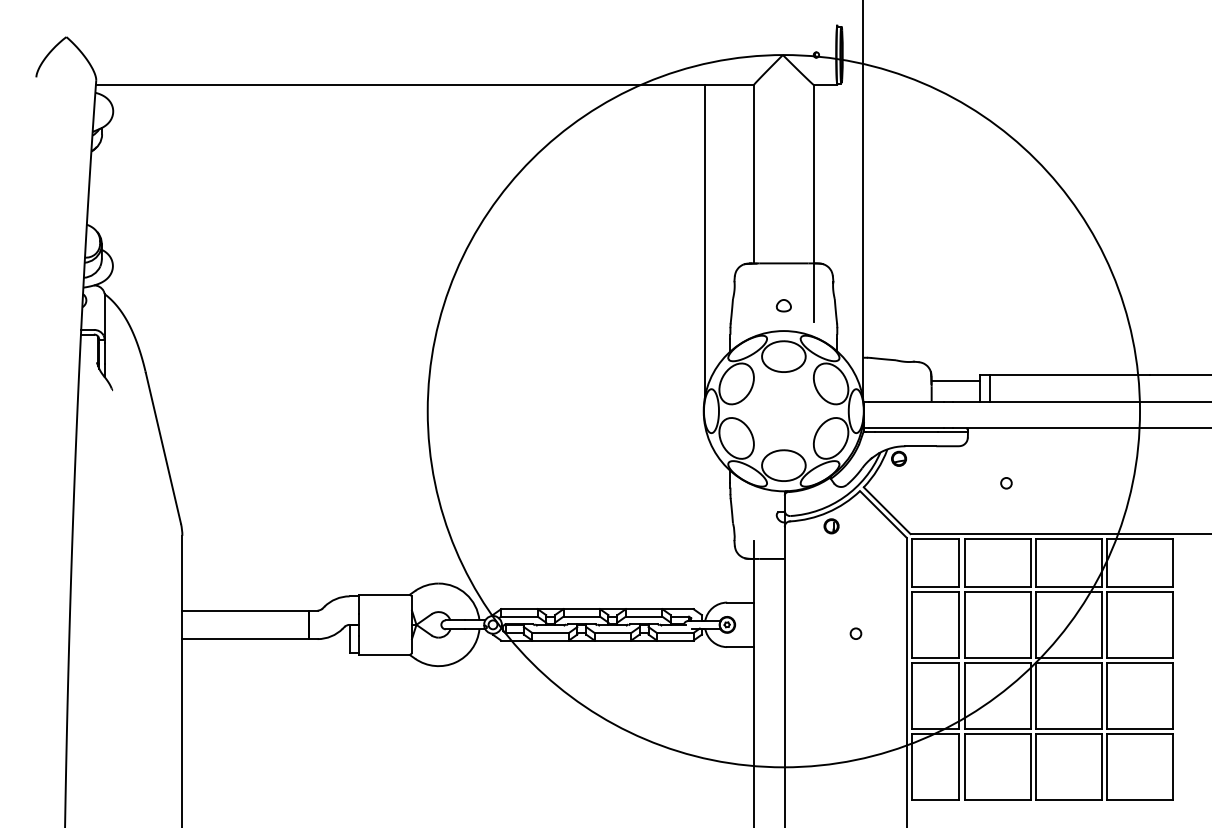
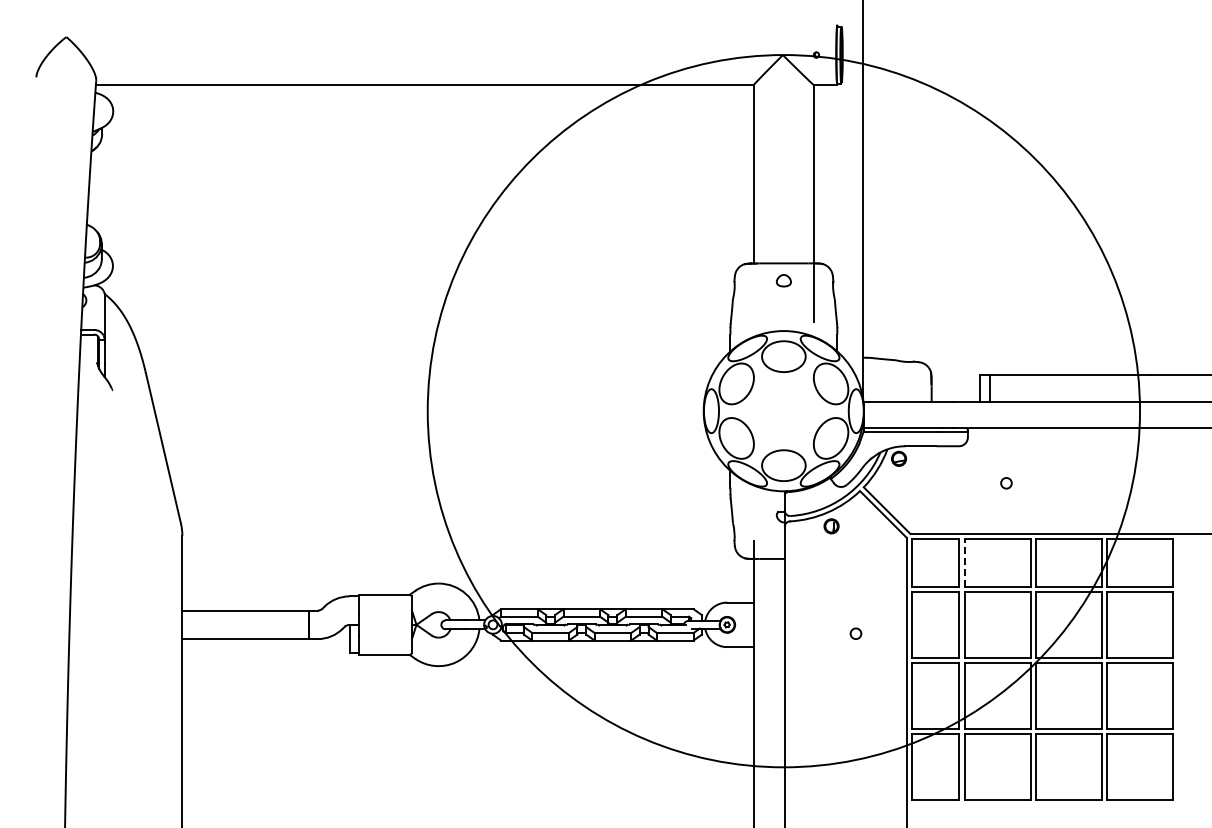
line: present -> none (704, 241)
part position: (783, 305) -> (783, 280) (783, 280)
line: present -> none (955, 381)
line: solid -> dashed (964, 562)
